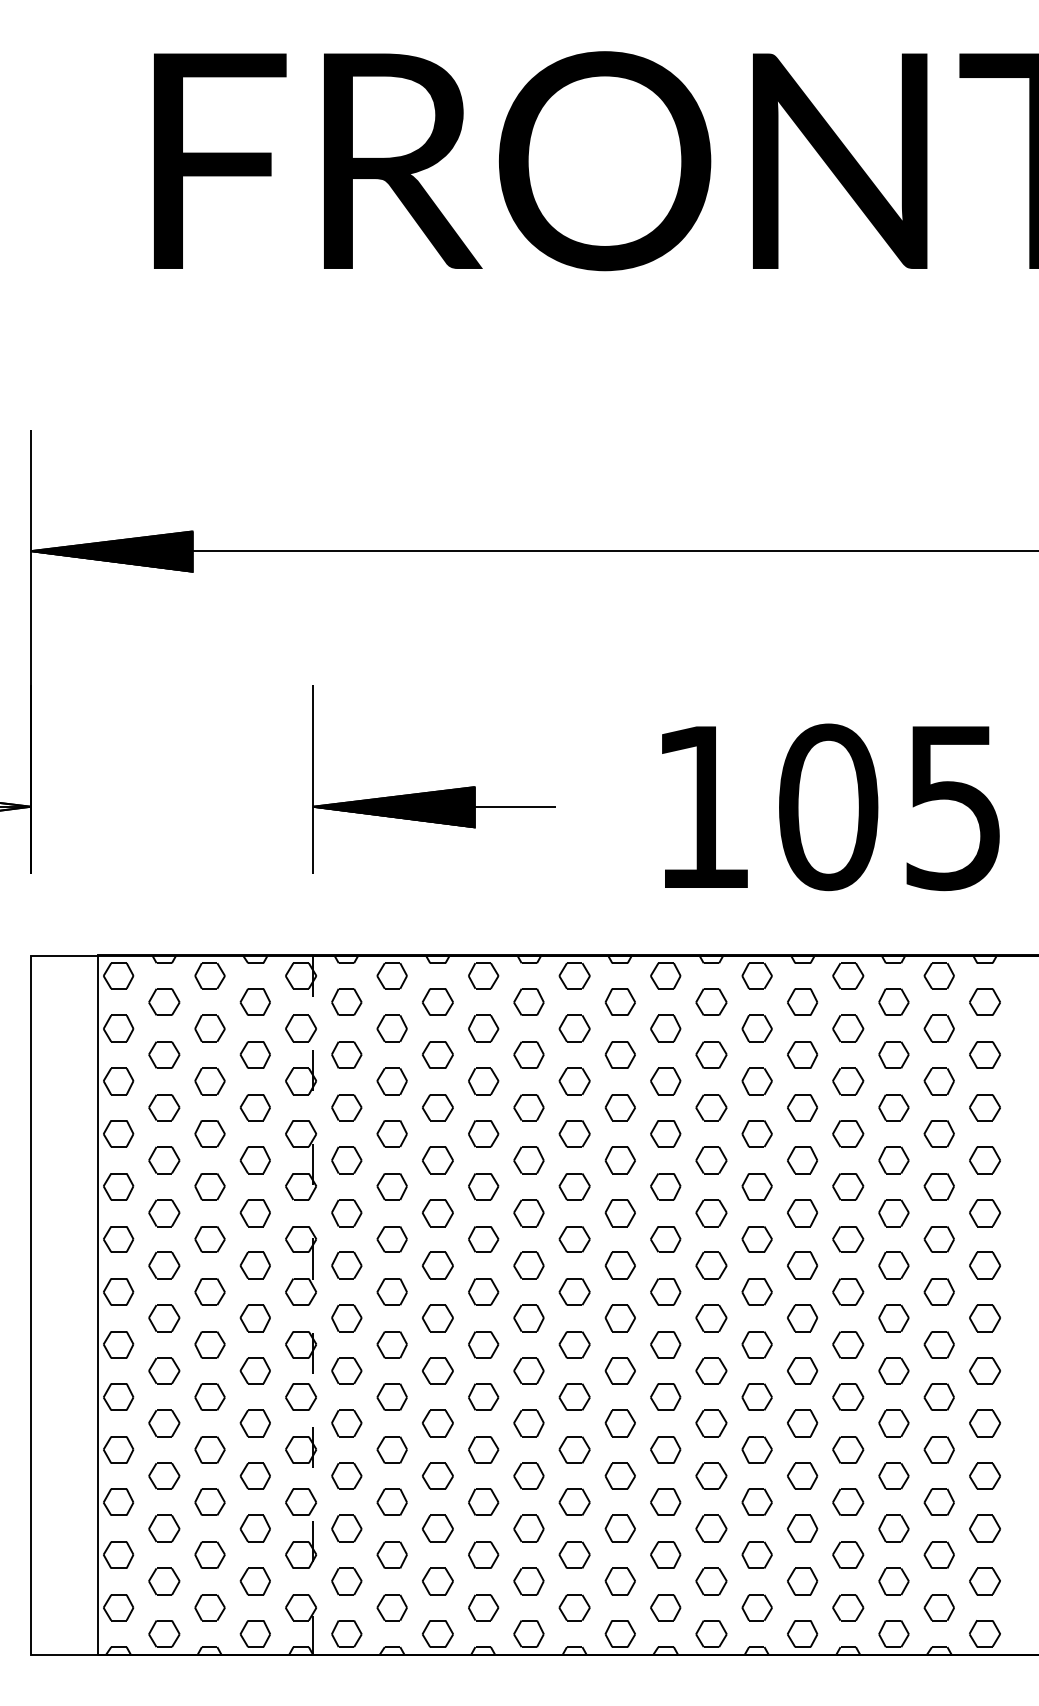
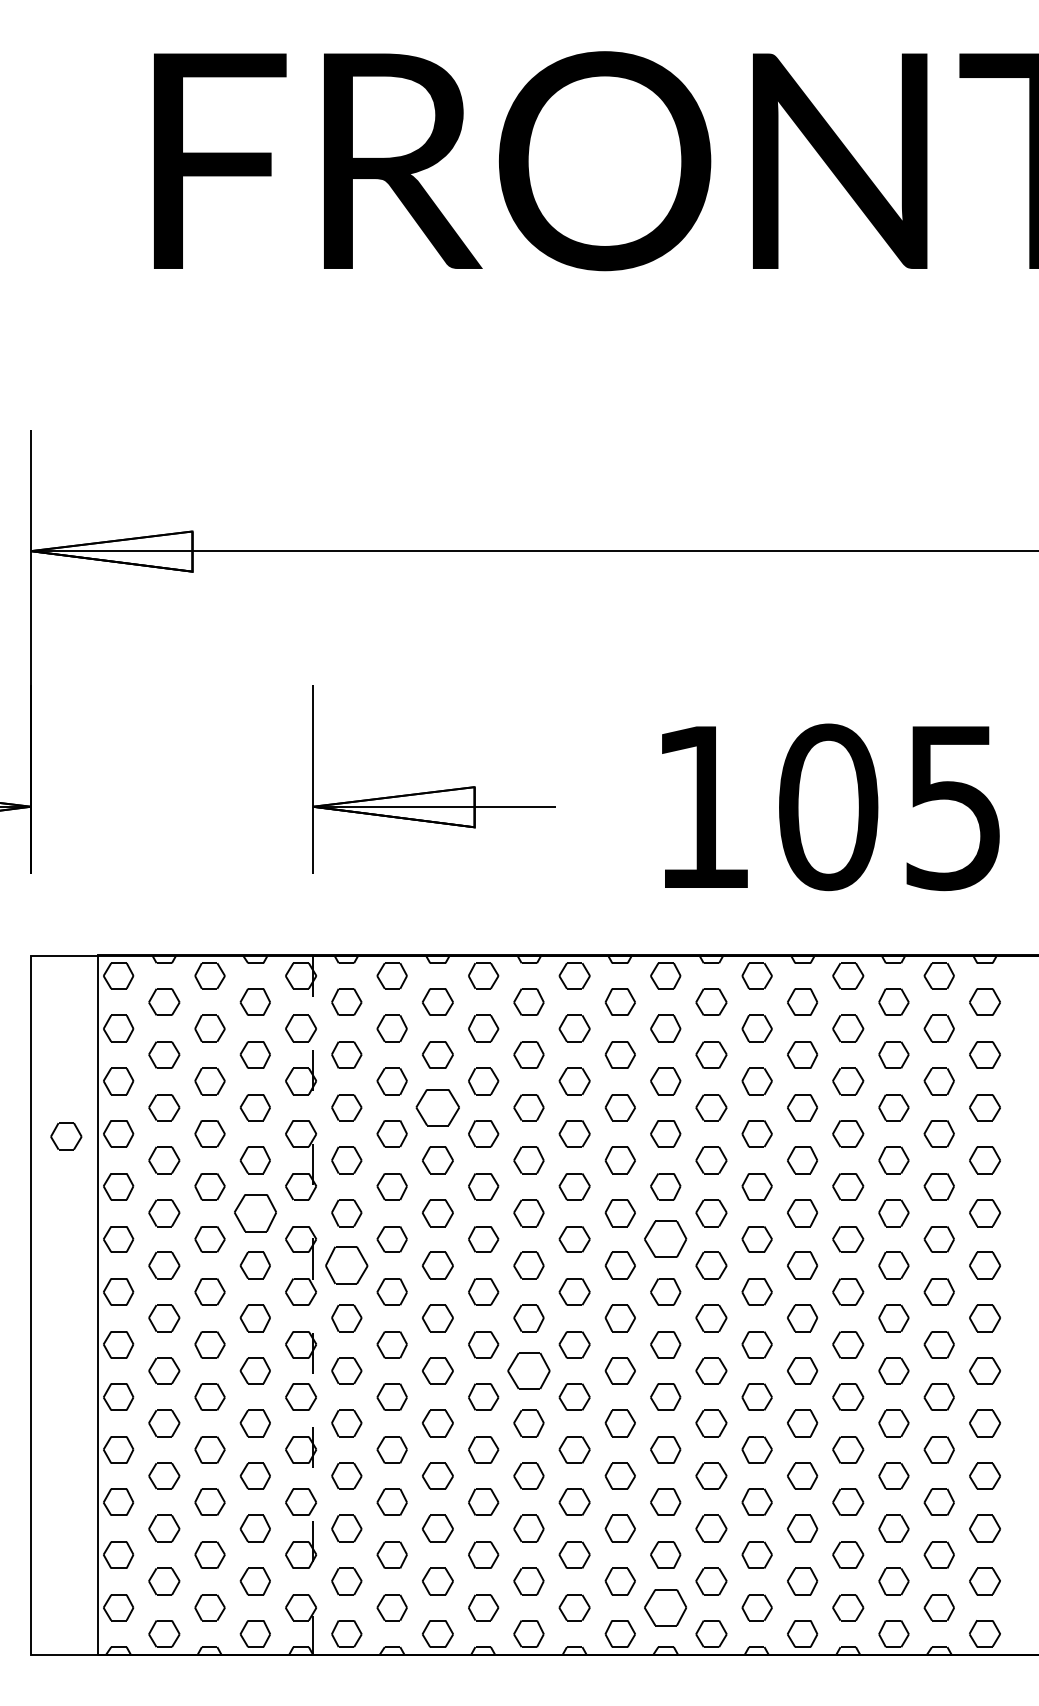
fill: present -> none (111, 551)
fill: present -> none (393, 807)
part size: 32x28 px -> 45x38 px (437, 1107)
part: none -> present (66, 1136)
part size: 32x29 px -> 43x39 px (255, 1213)
part size: 32x27 px -> 44x38 px (665, 1238)
part size: 32x29 px -> 44x39 px (346, 1265)
part size: 32x28 px -> 44x38 px (528, 1370)
part size: 32x28 px -> 44x38 px (665, 1607)
